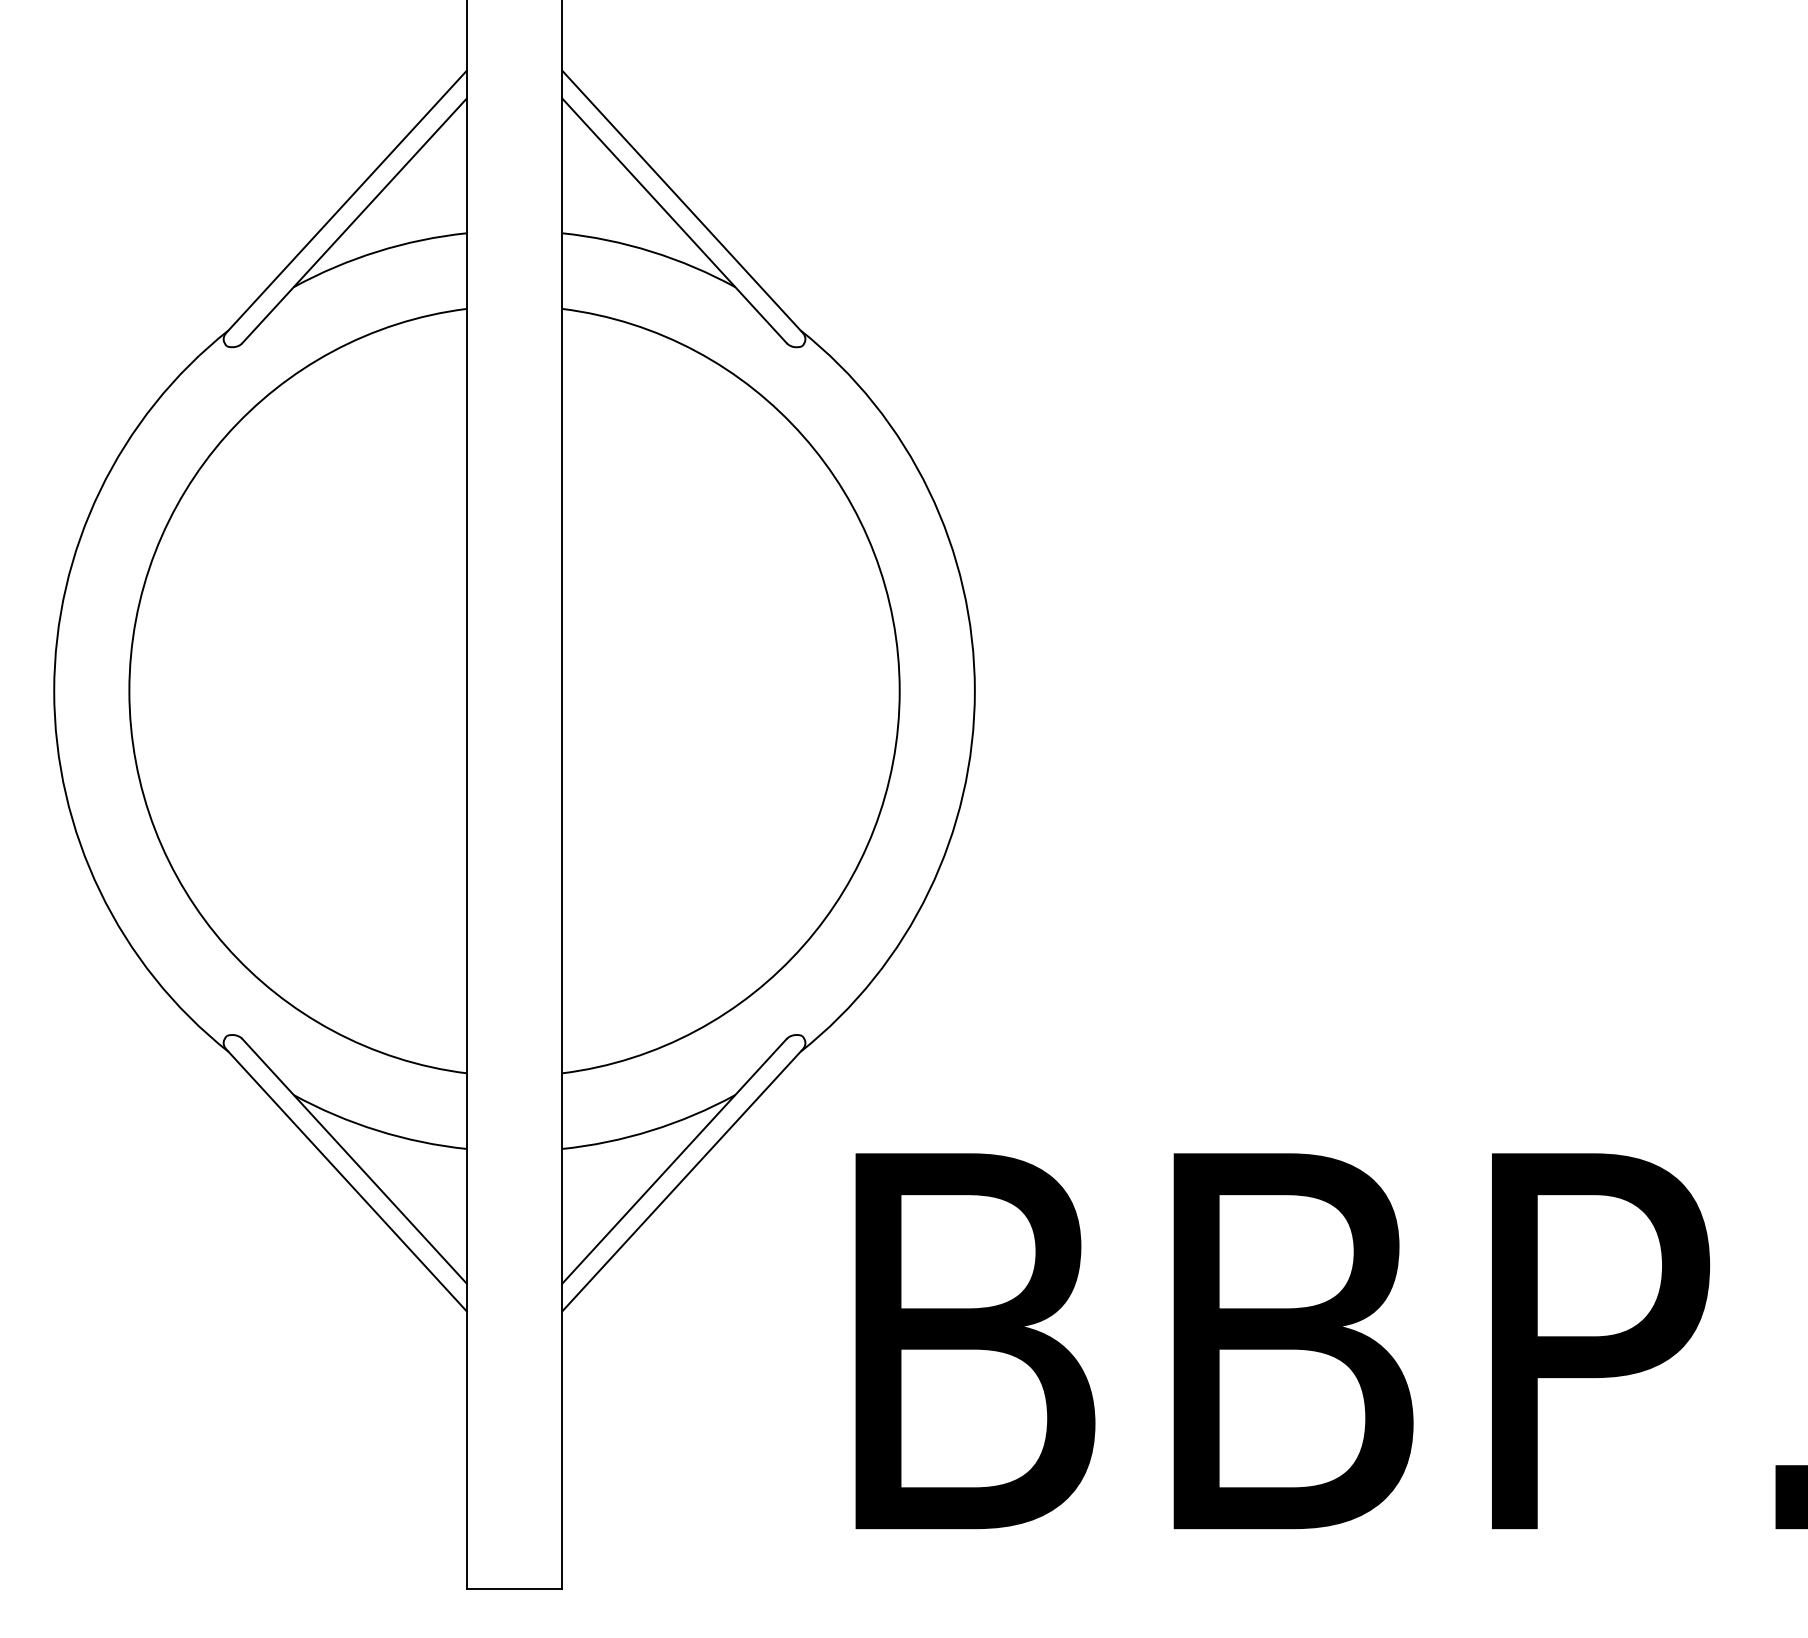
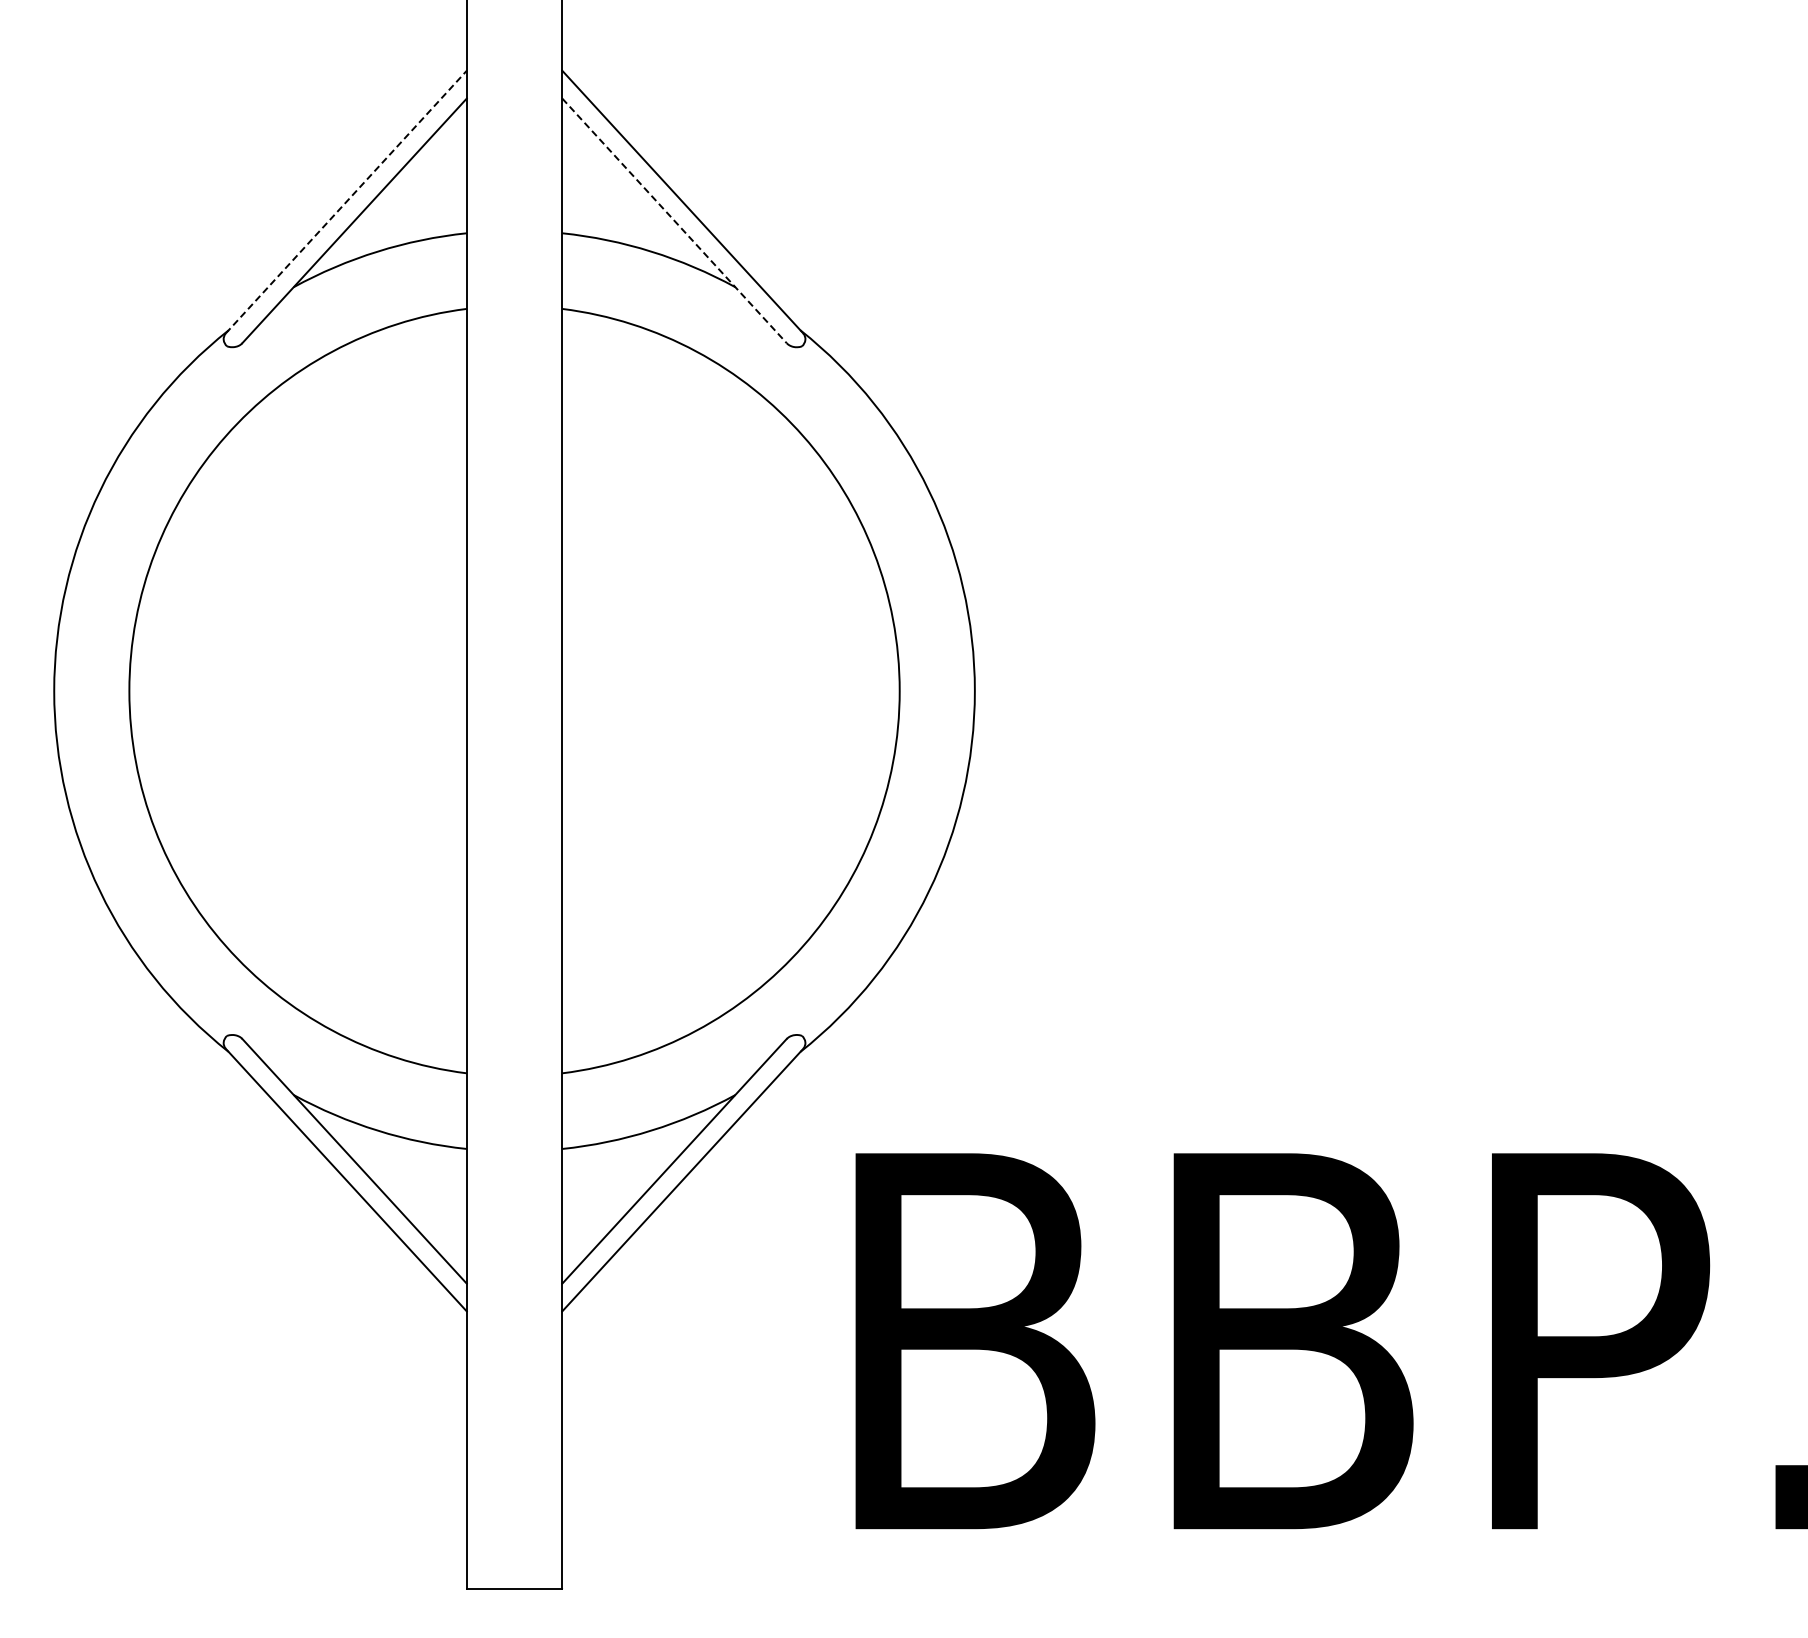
line: solid -> dashed (346, 201)
line: solid -> dashed (674, 220)
